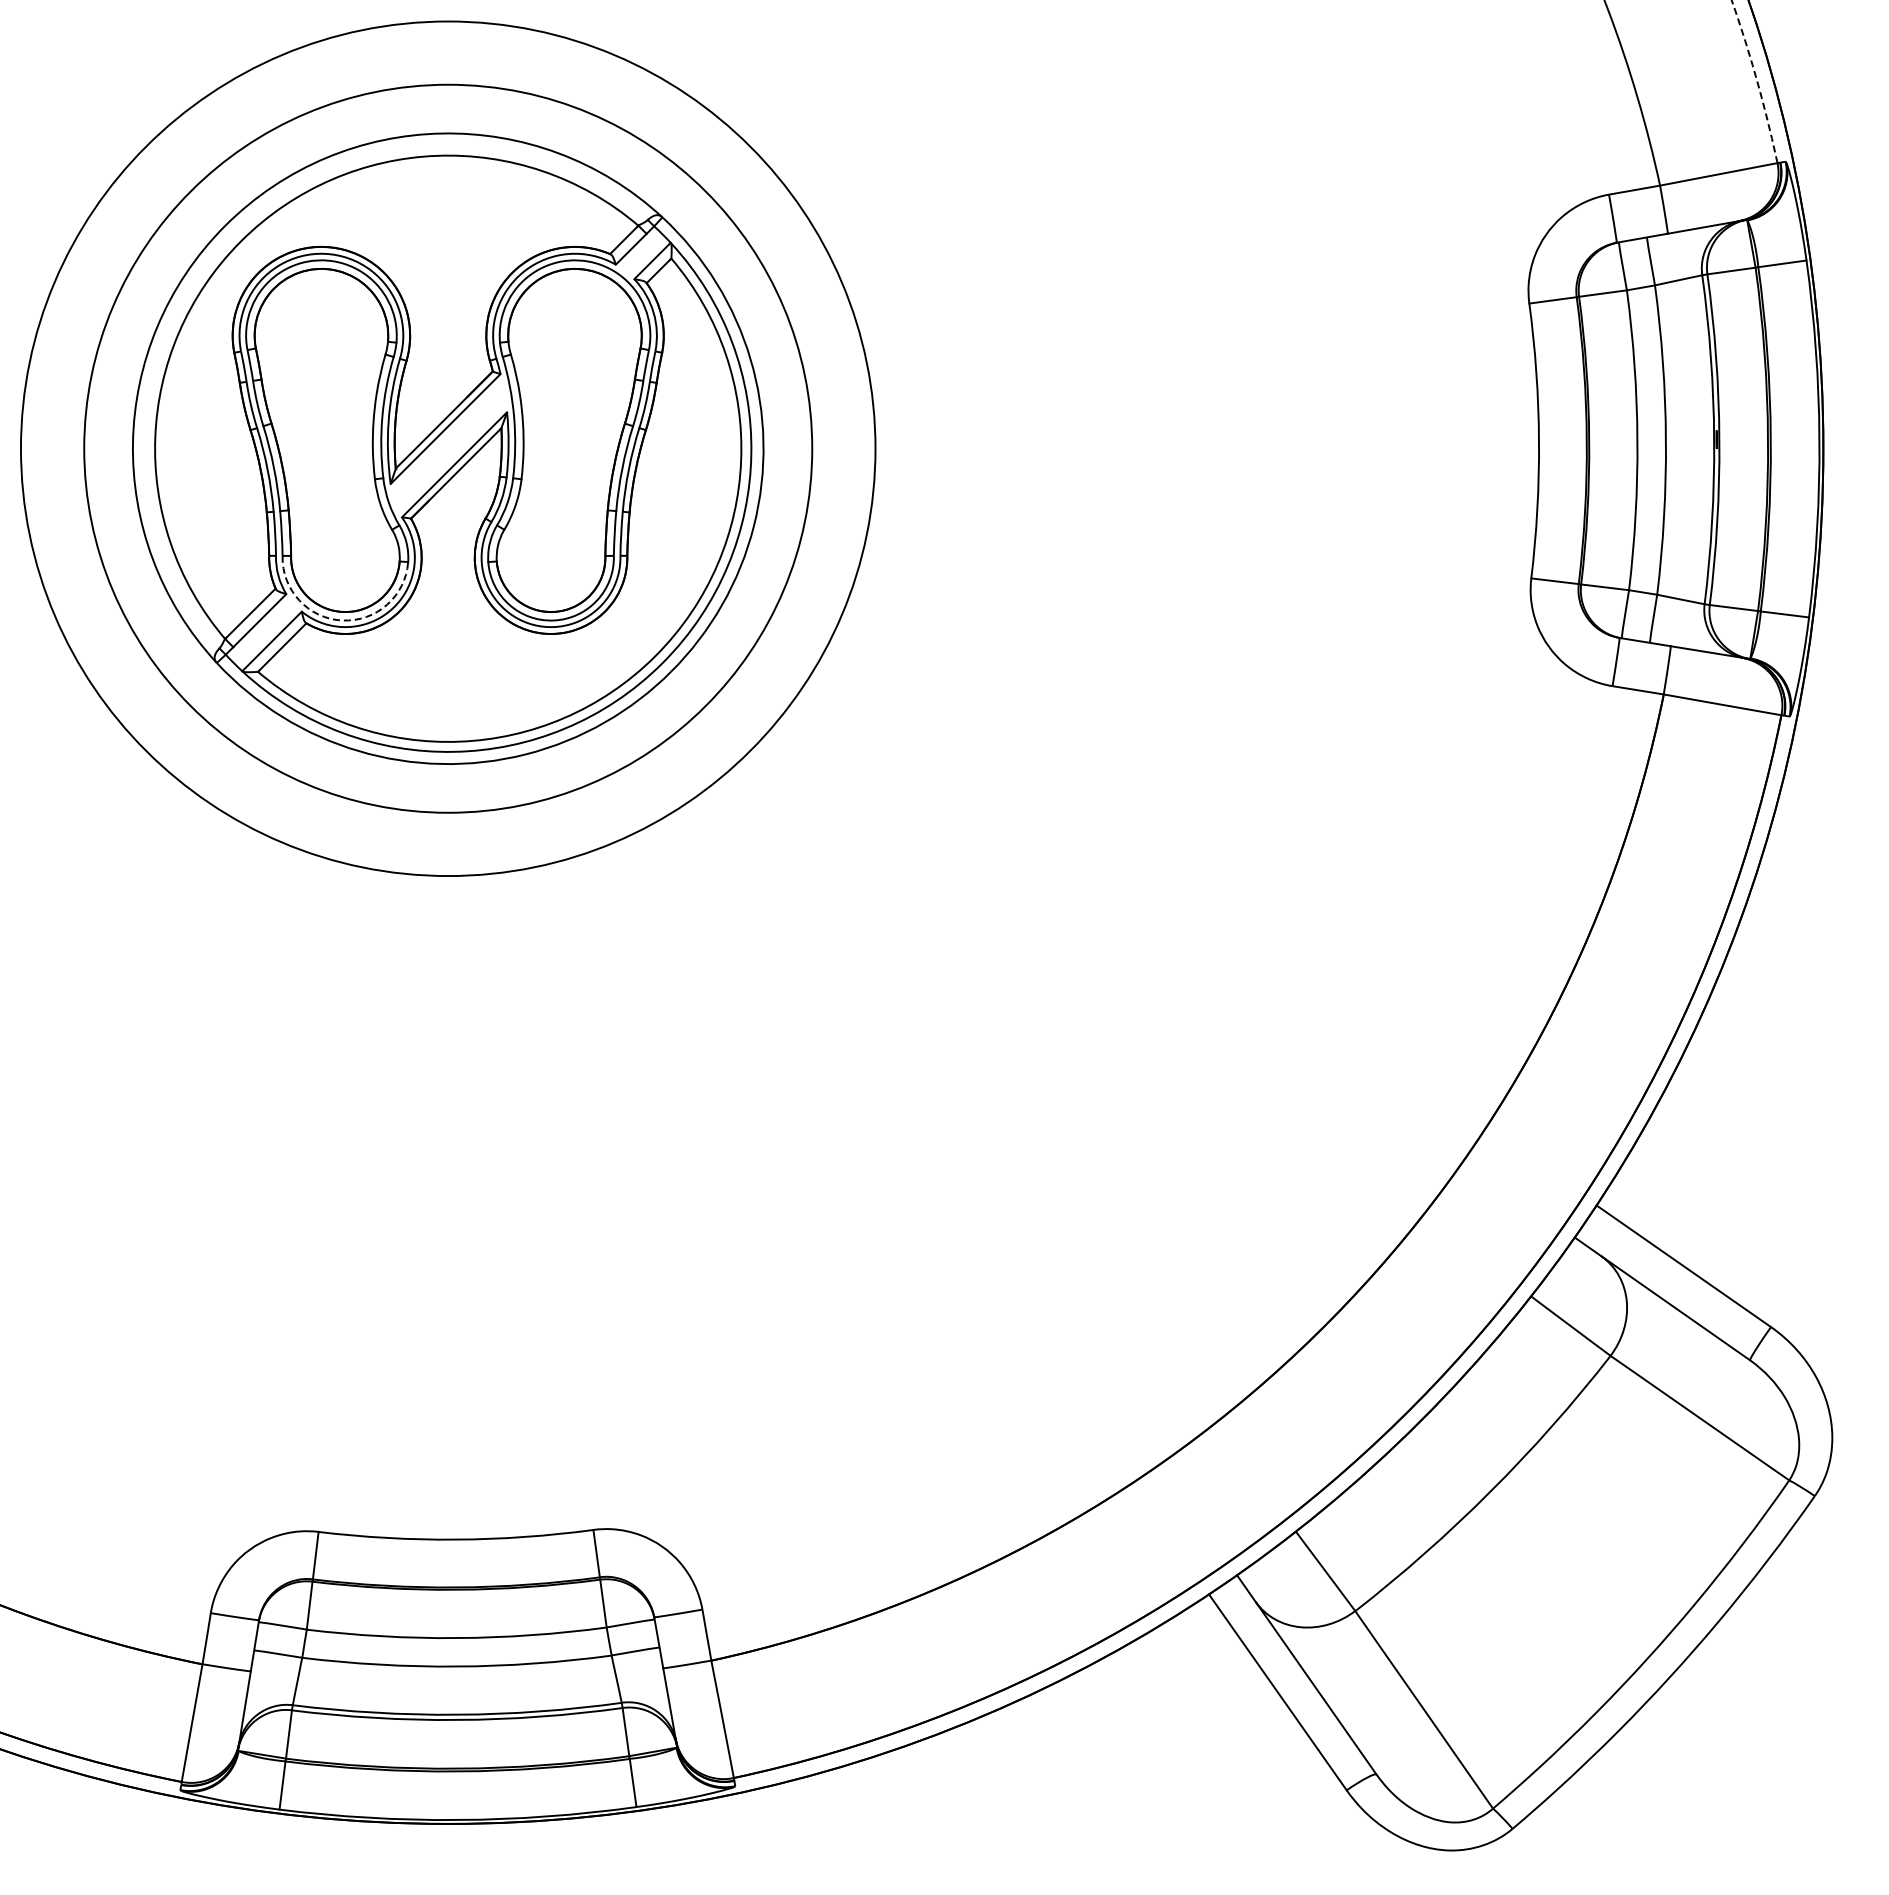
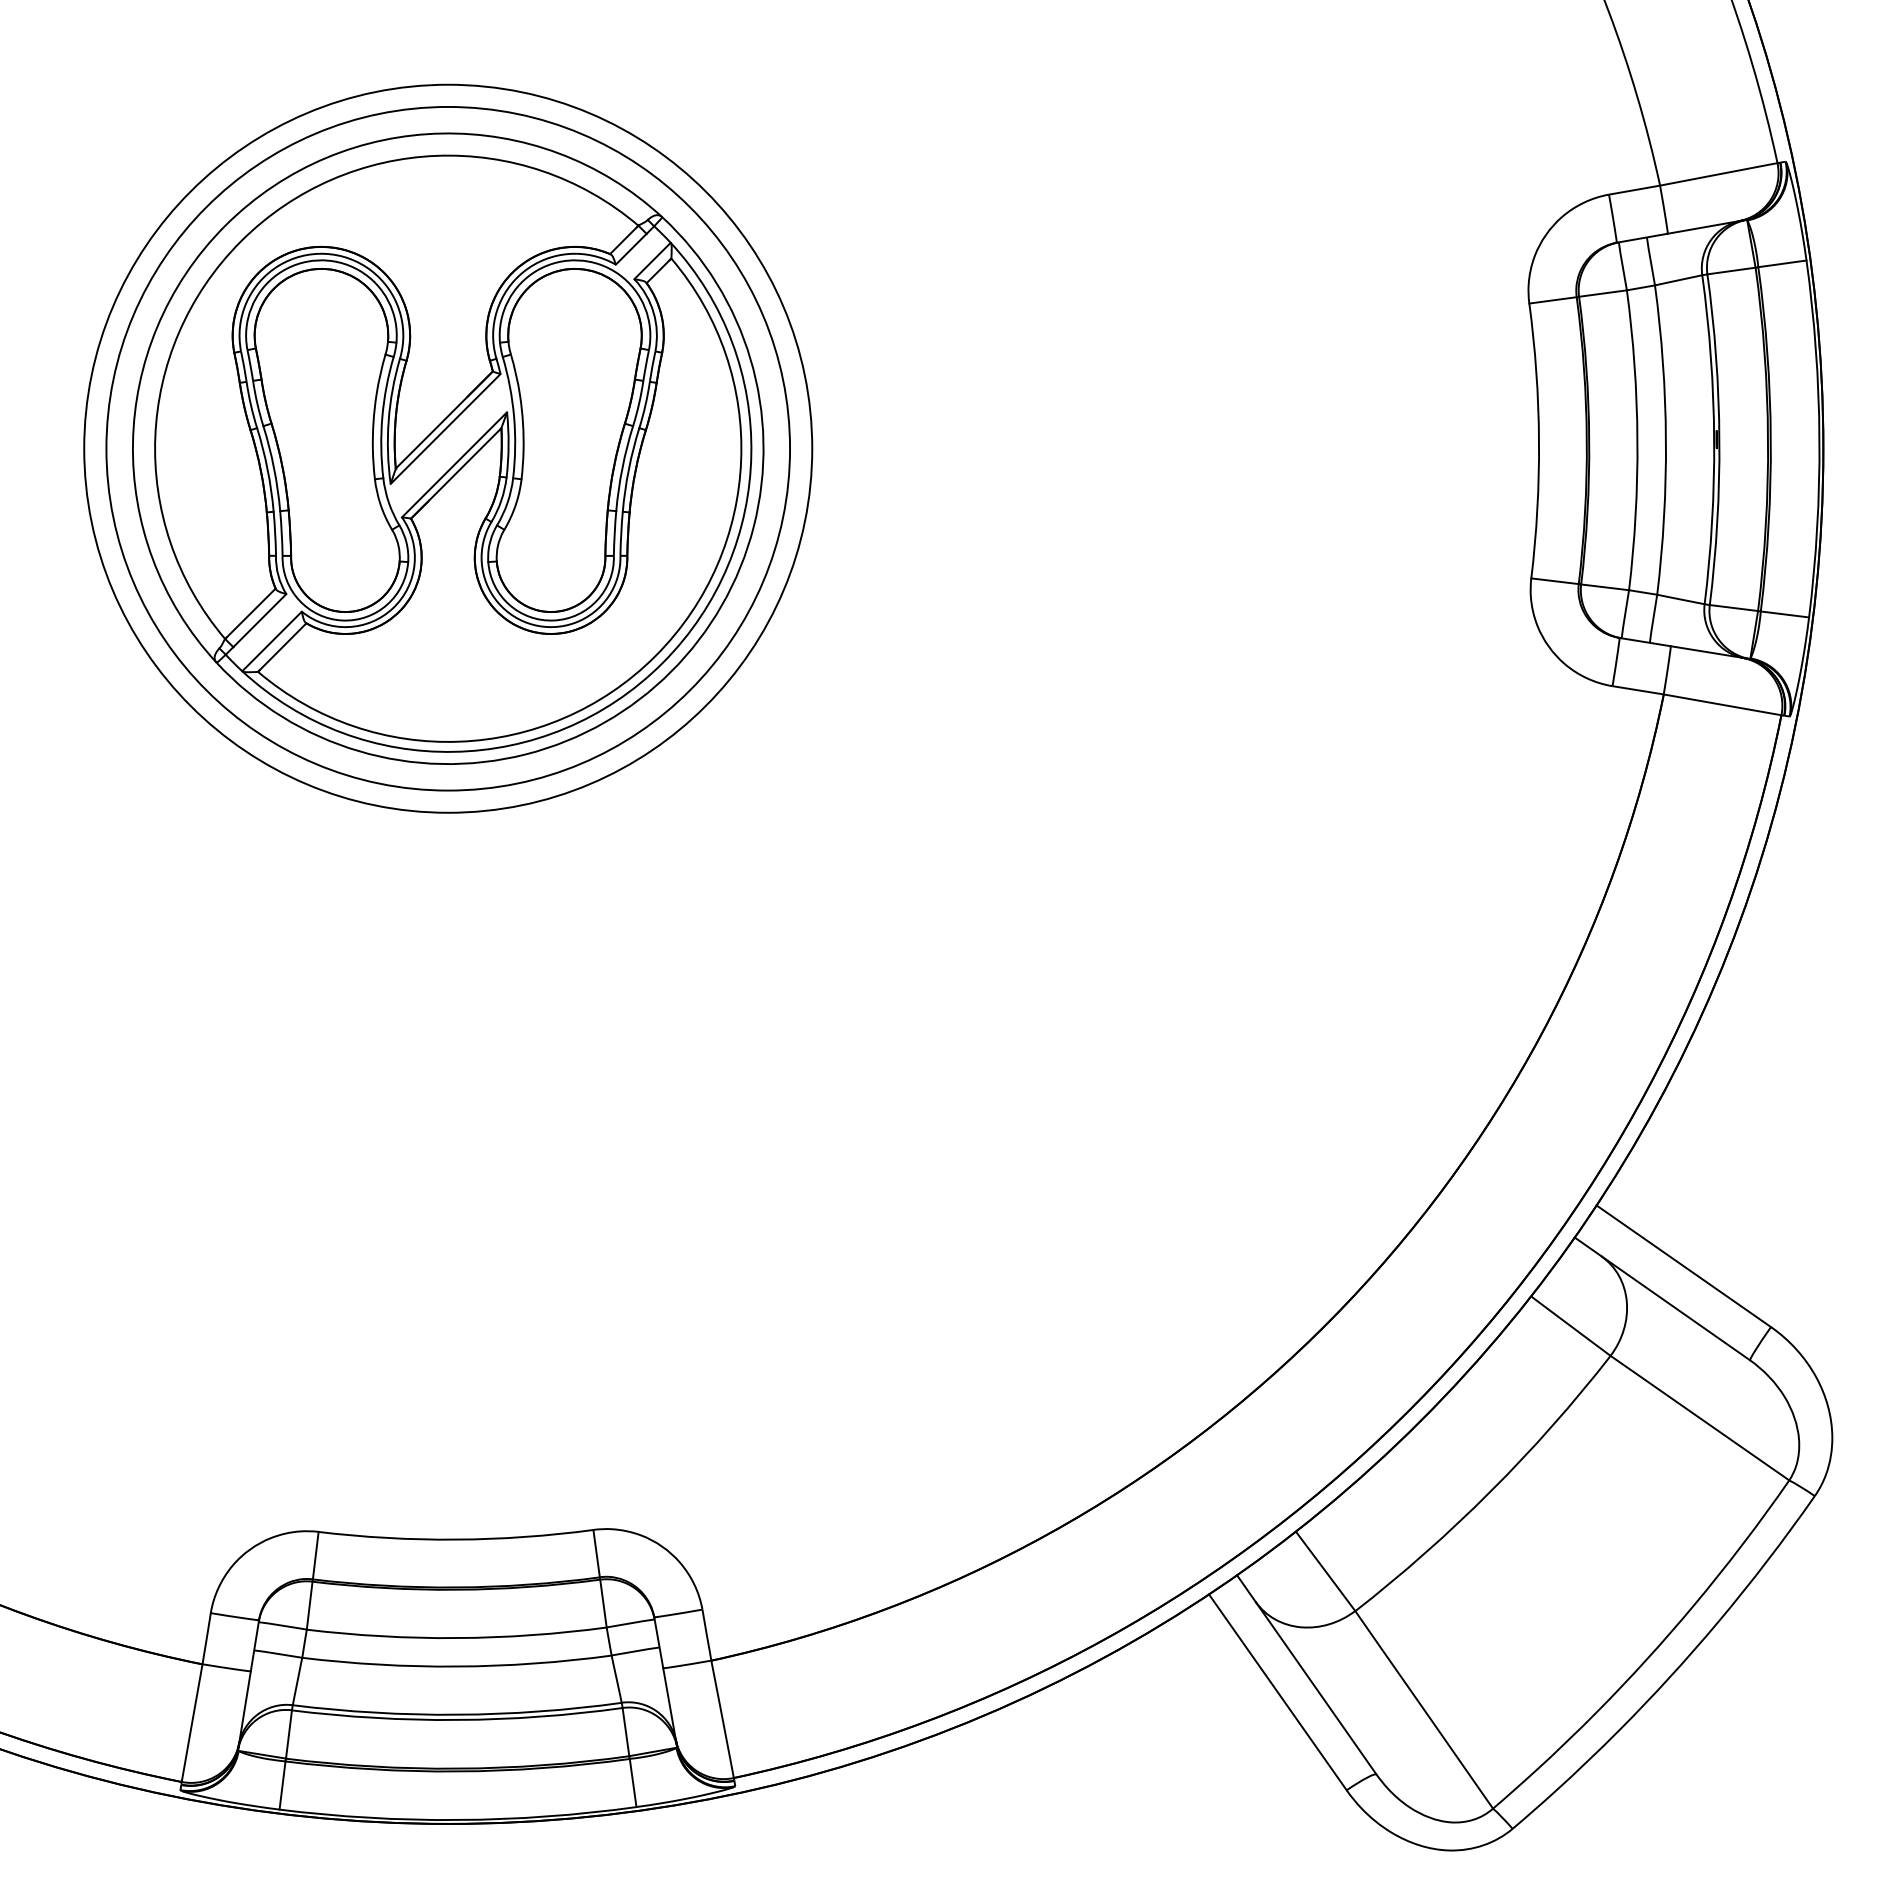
arc: dashed -> solid (1757, 81)
circle diameter: 855 px -> 684 px (448, 448)
arc: dashed -> solid (342, 620)
